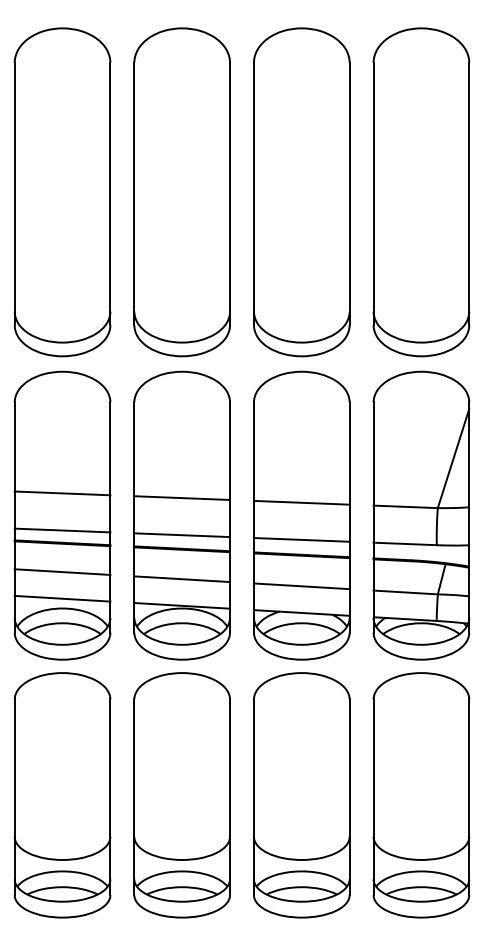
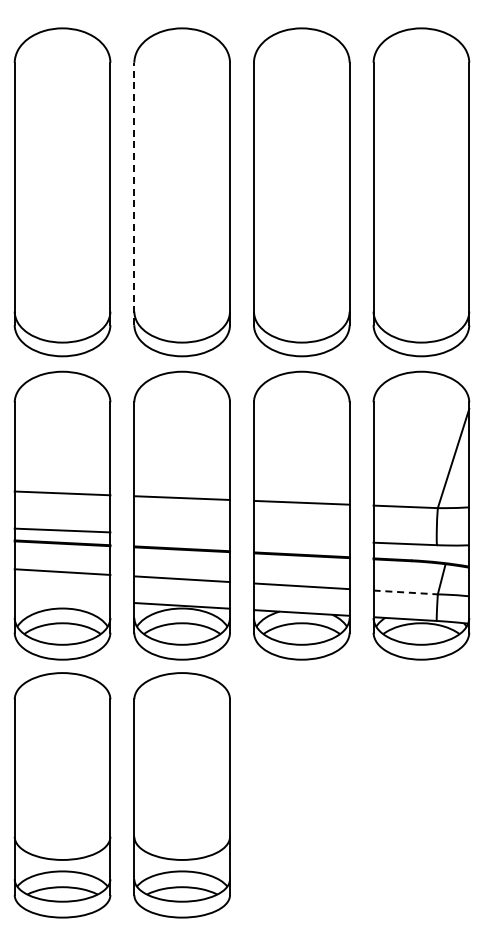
line: solid -> dashed (134, 193)
line: present -> none (182, 535)
line: present -> none (301, 539)
line: solid -> dashed (406, 592)
line: present -> none (62, 598)
part: present -> none (301, 795)
part: present -> none (421, 795)
